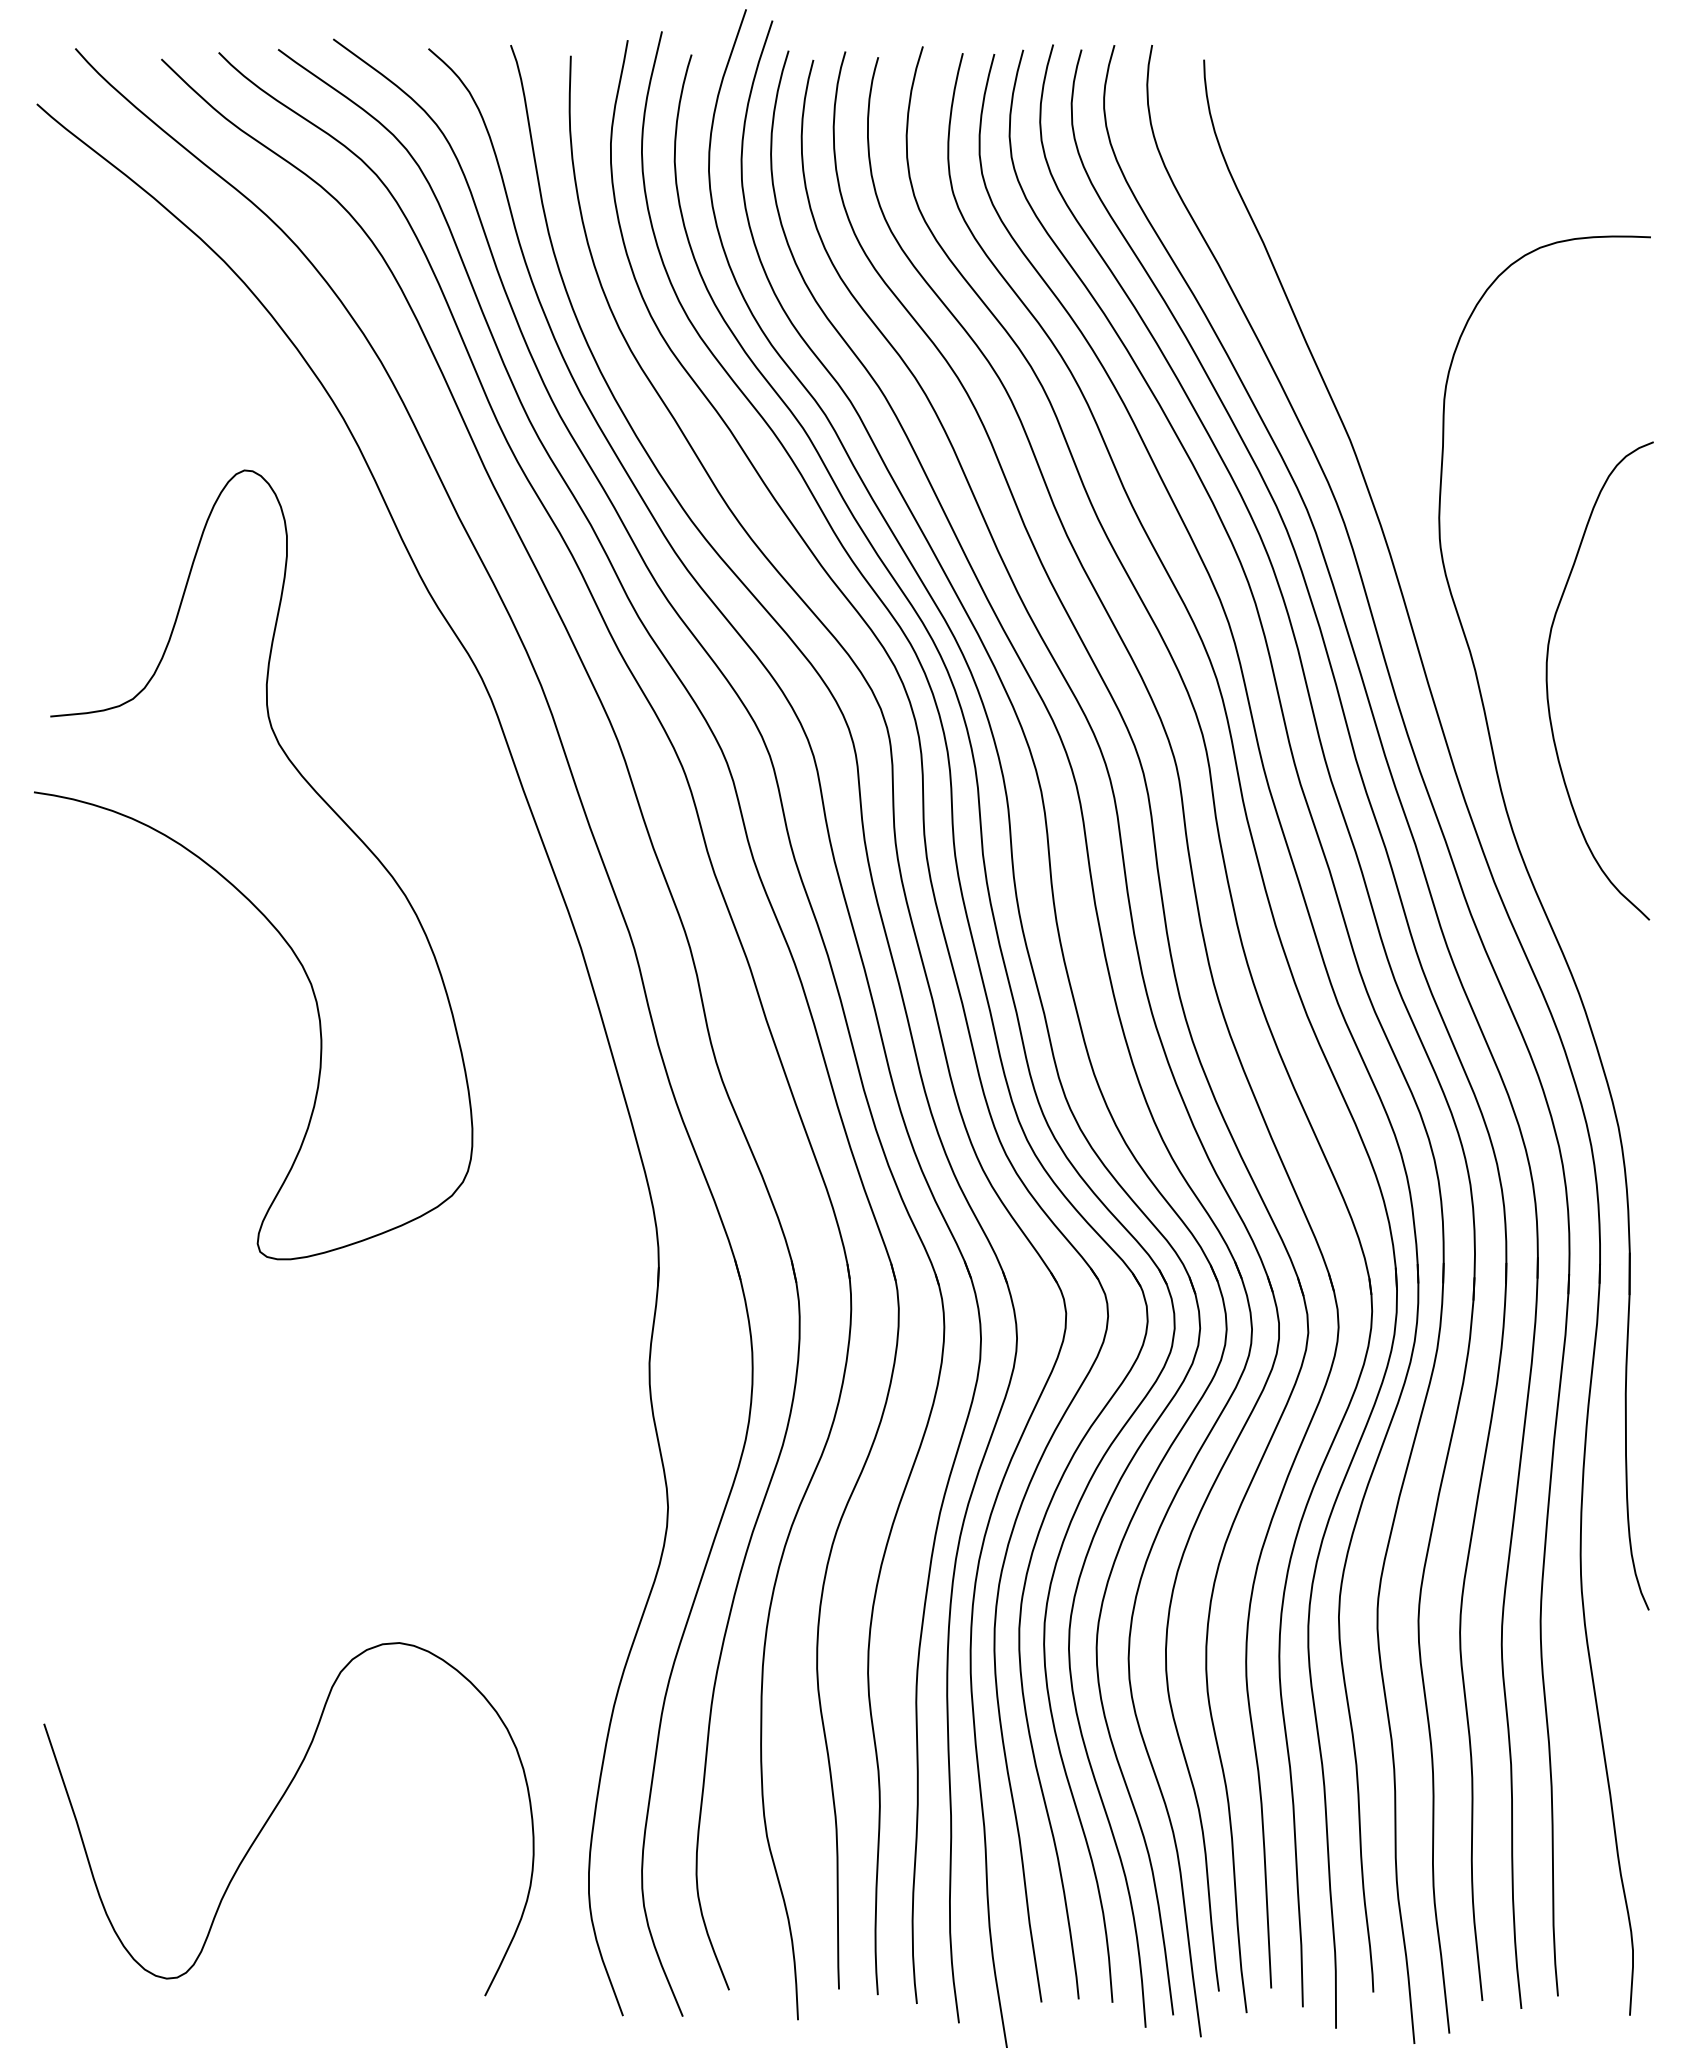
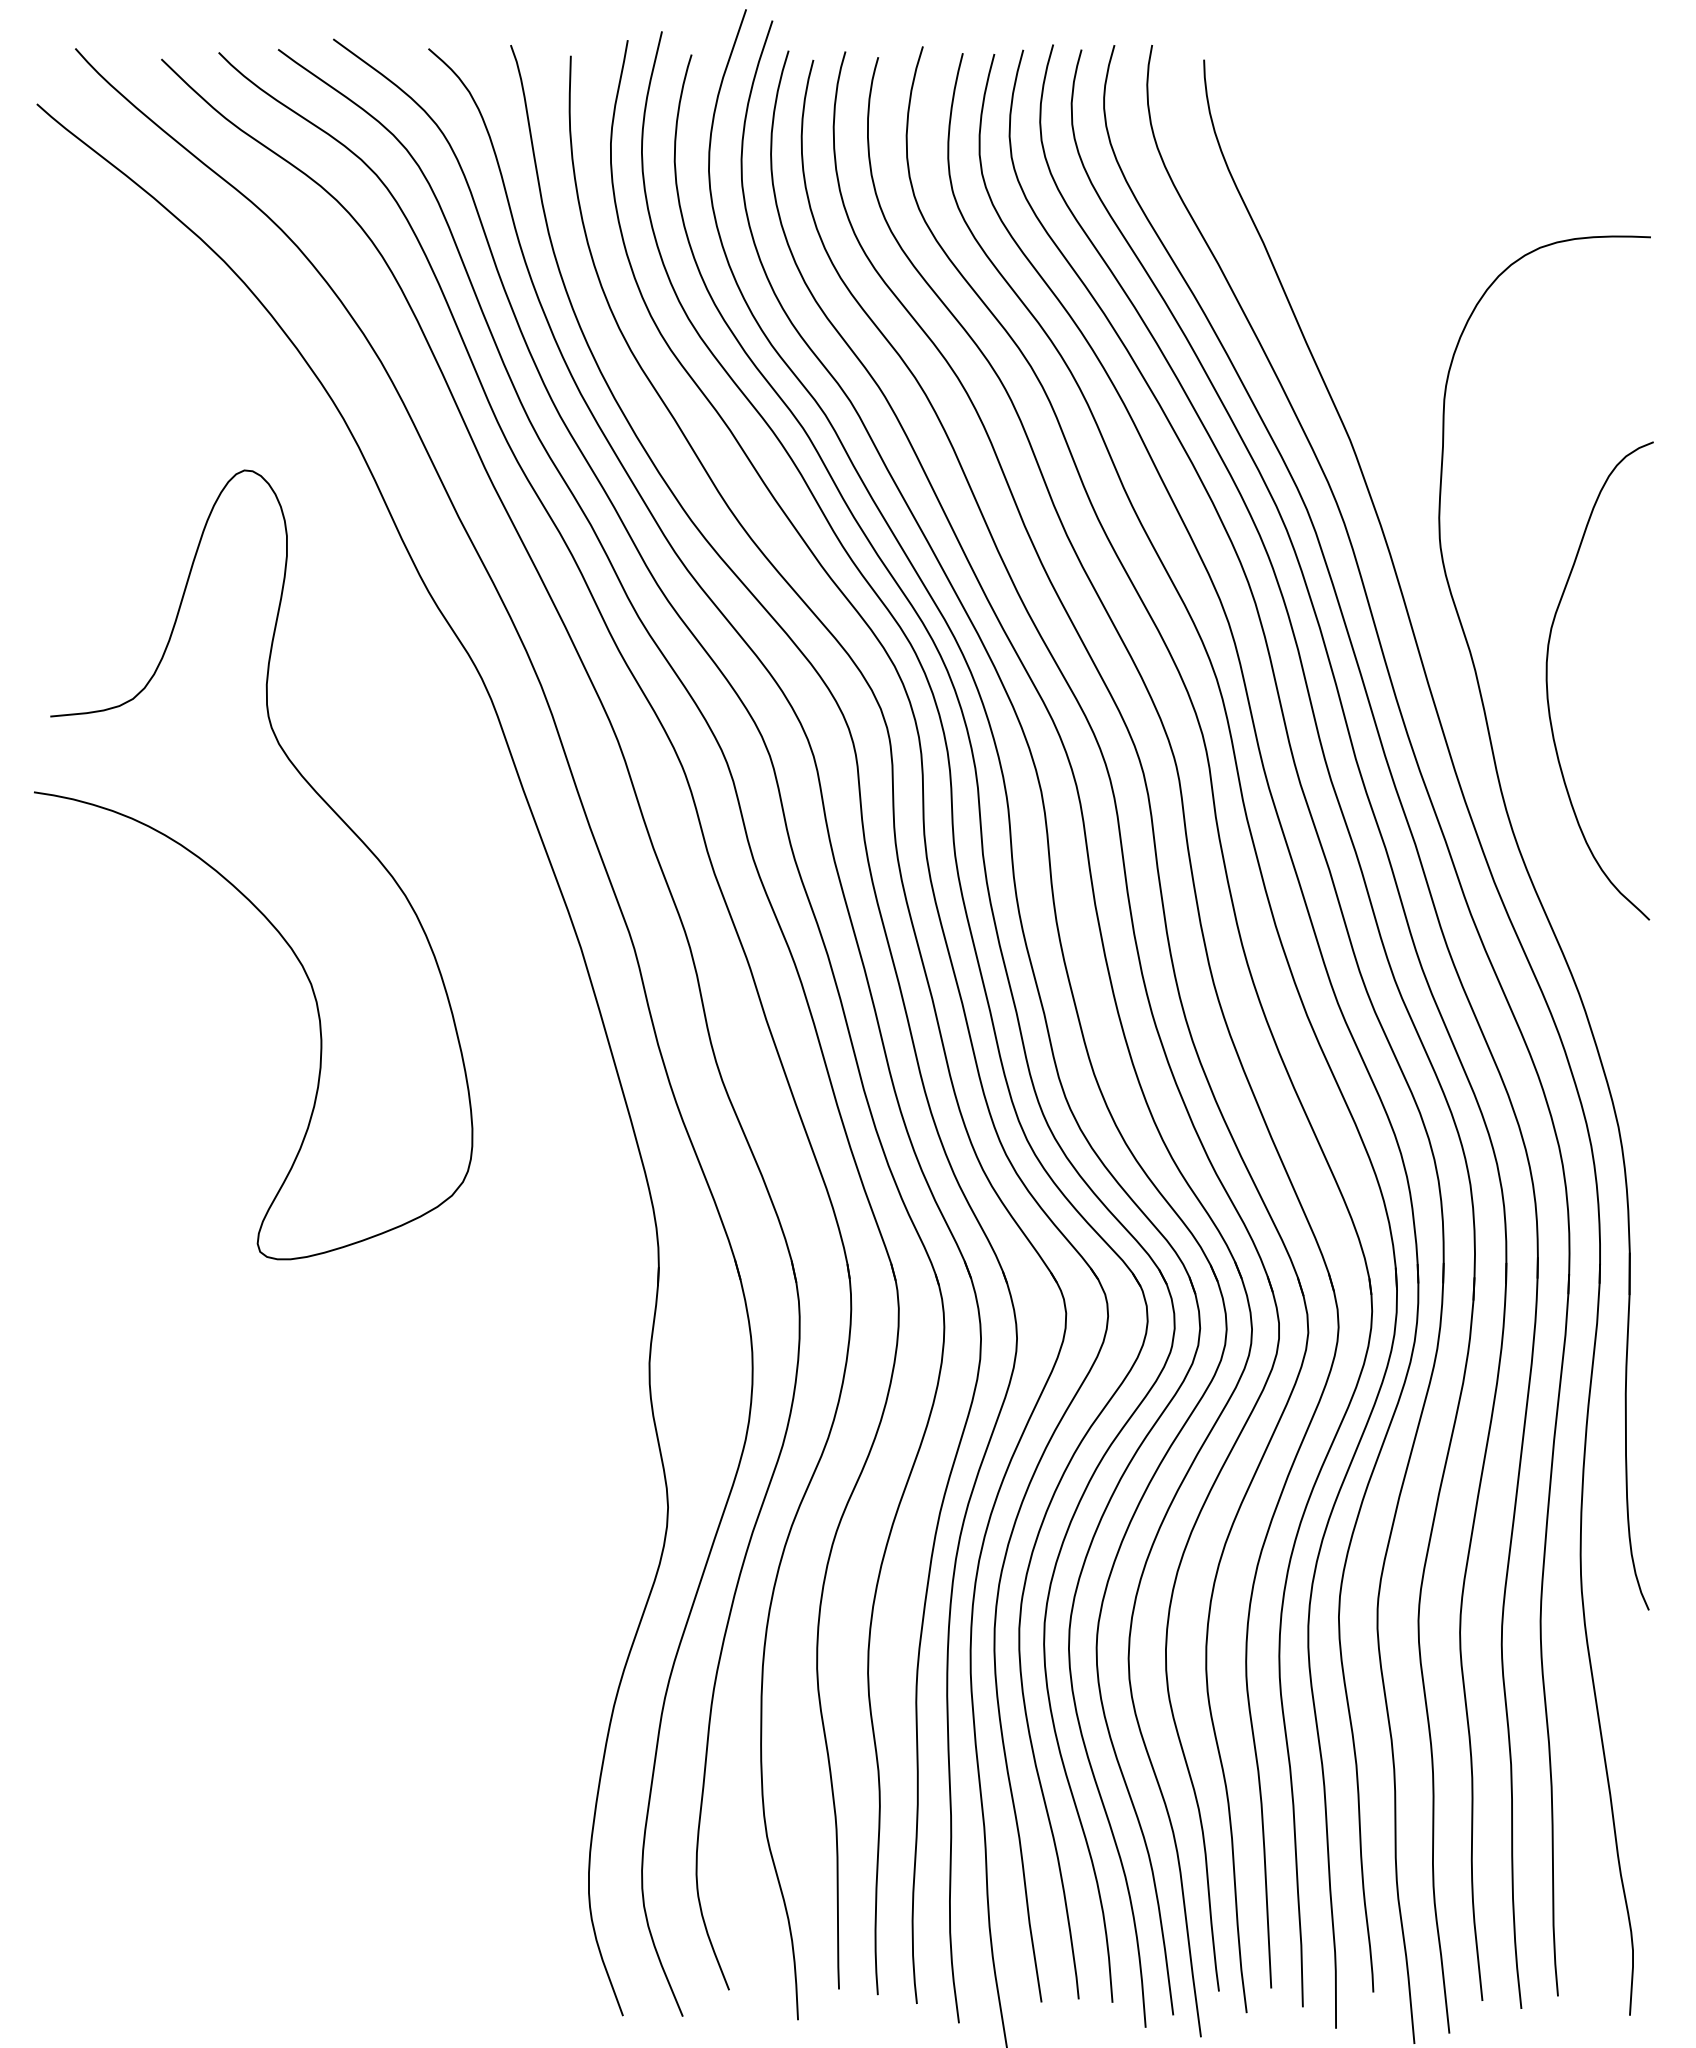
curve: present -> none (274, 1811)
